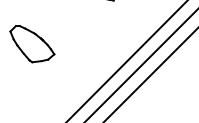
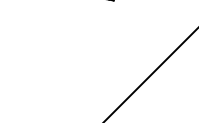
part: present -> none (32, 44)
line: present -> none (127, 60)
line: present -> none (141, 65)
